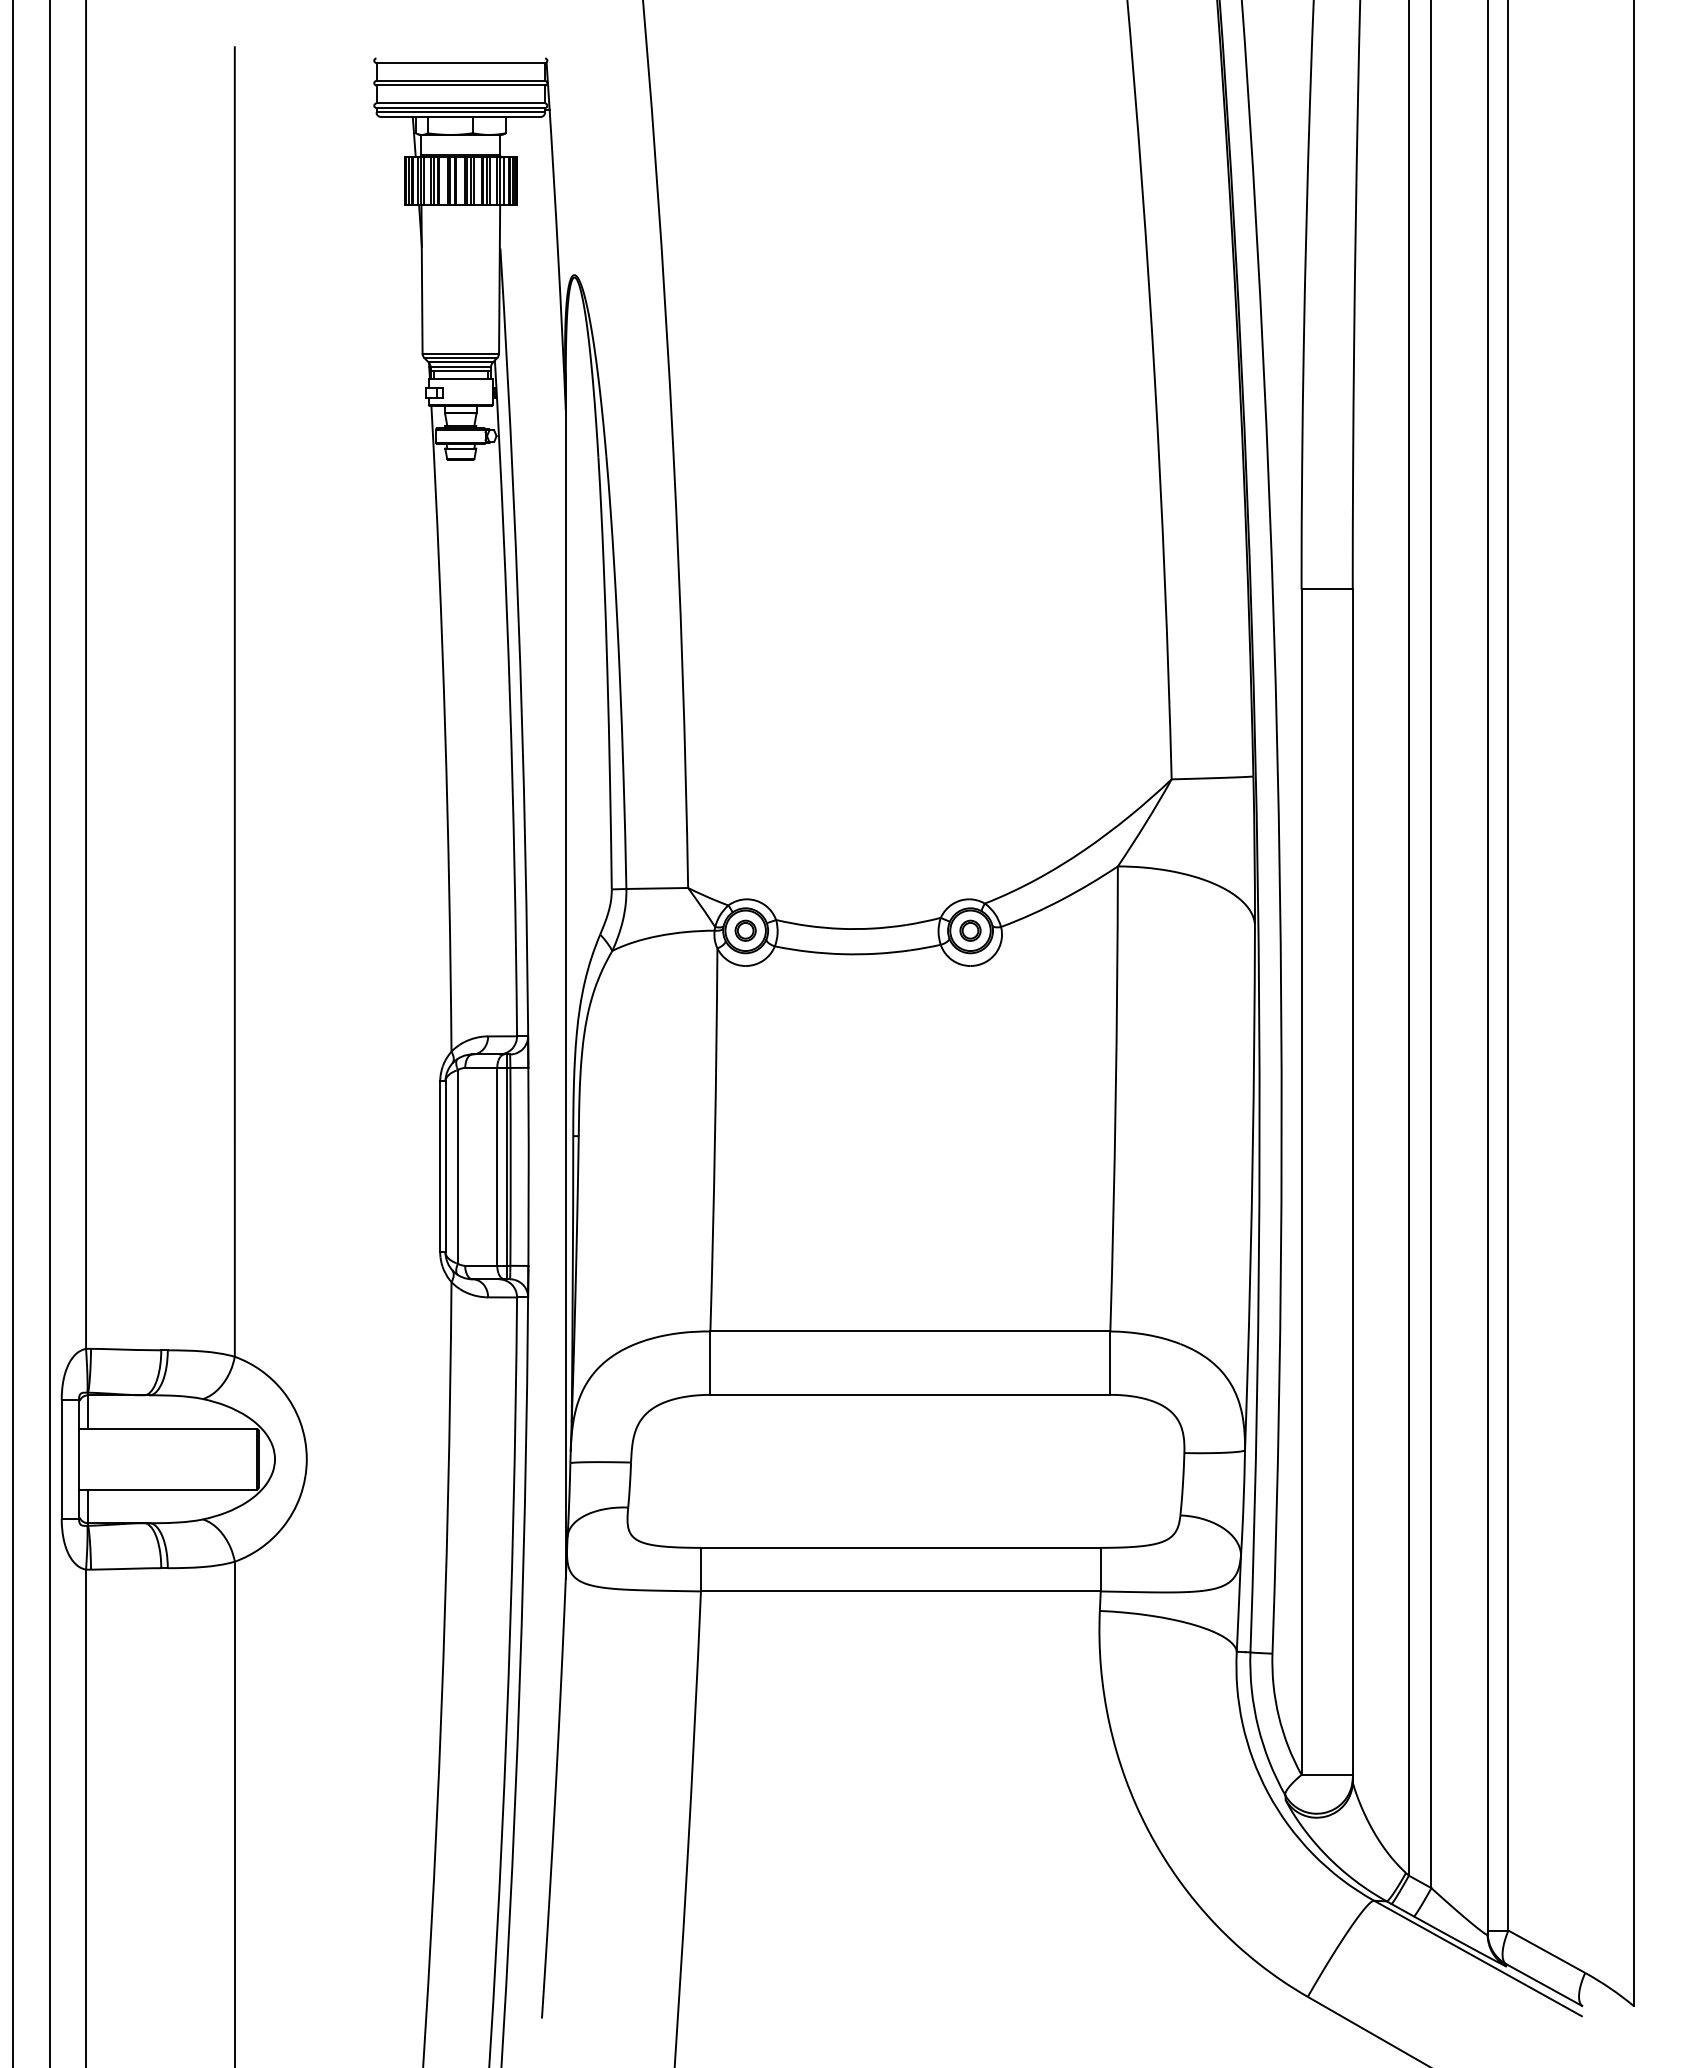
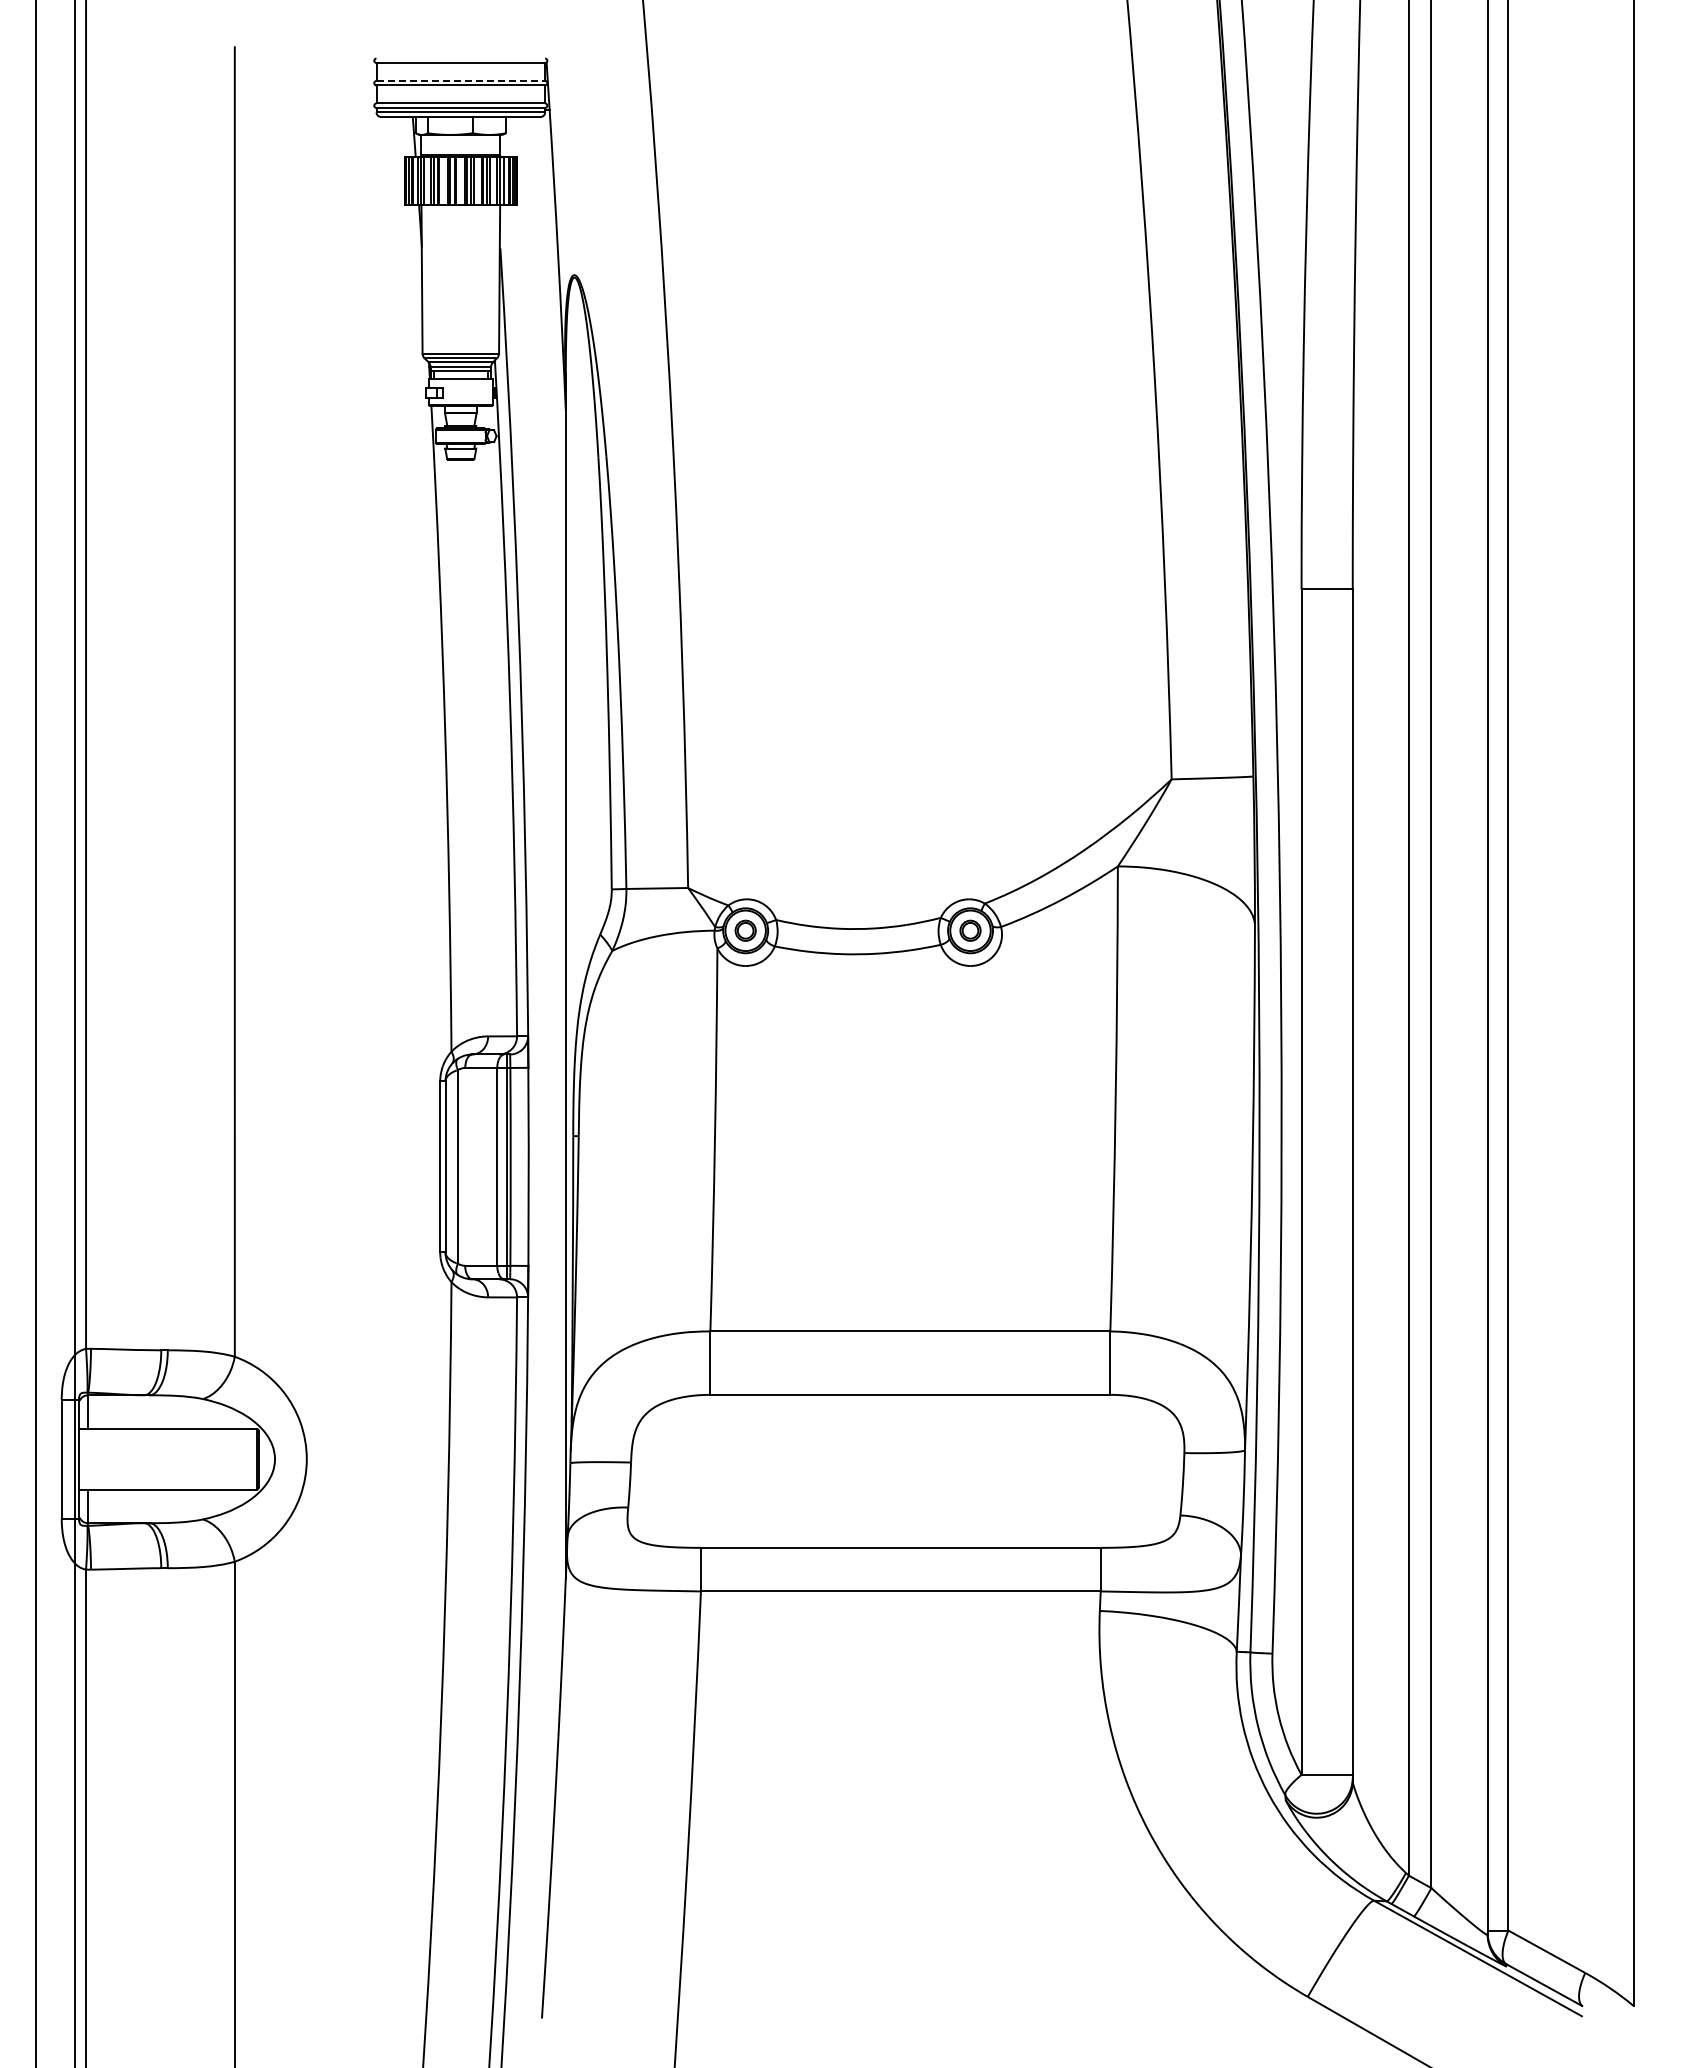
line: solid -> dashed (461, 80)
line position: (12, 1033) -> (35, 1033) (35, 1033)
line position: (50, 1033) -> (75, 1033) (75, 1033)
